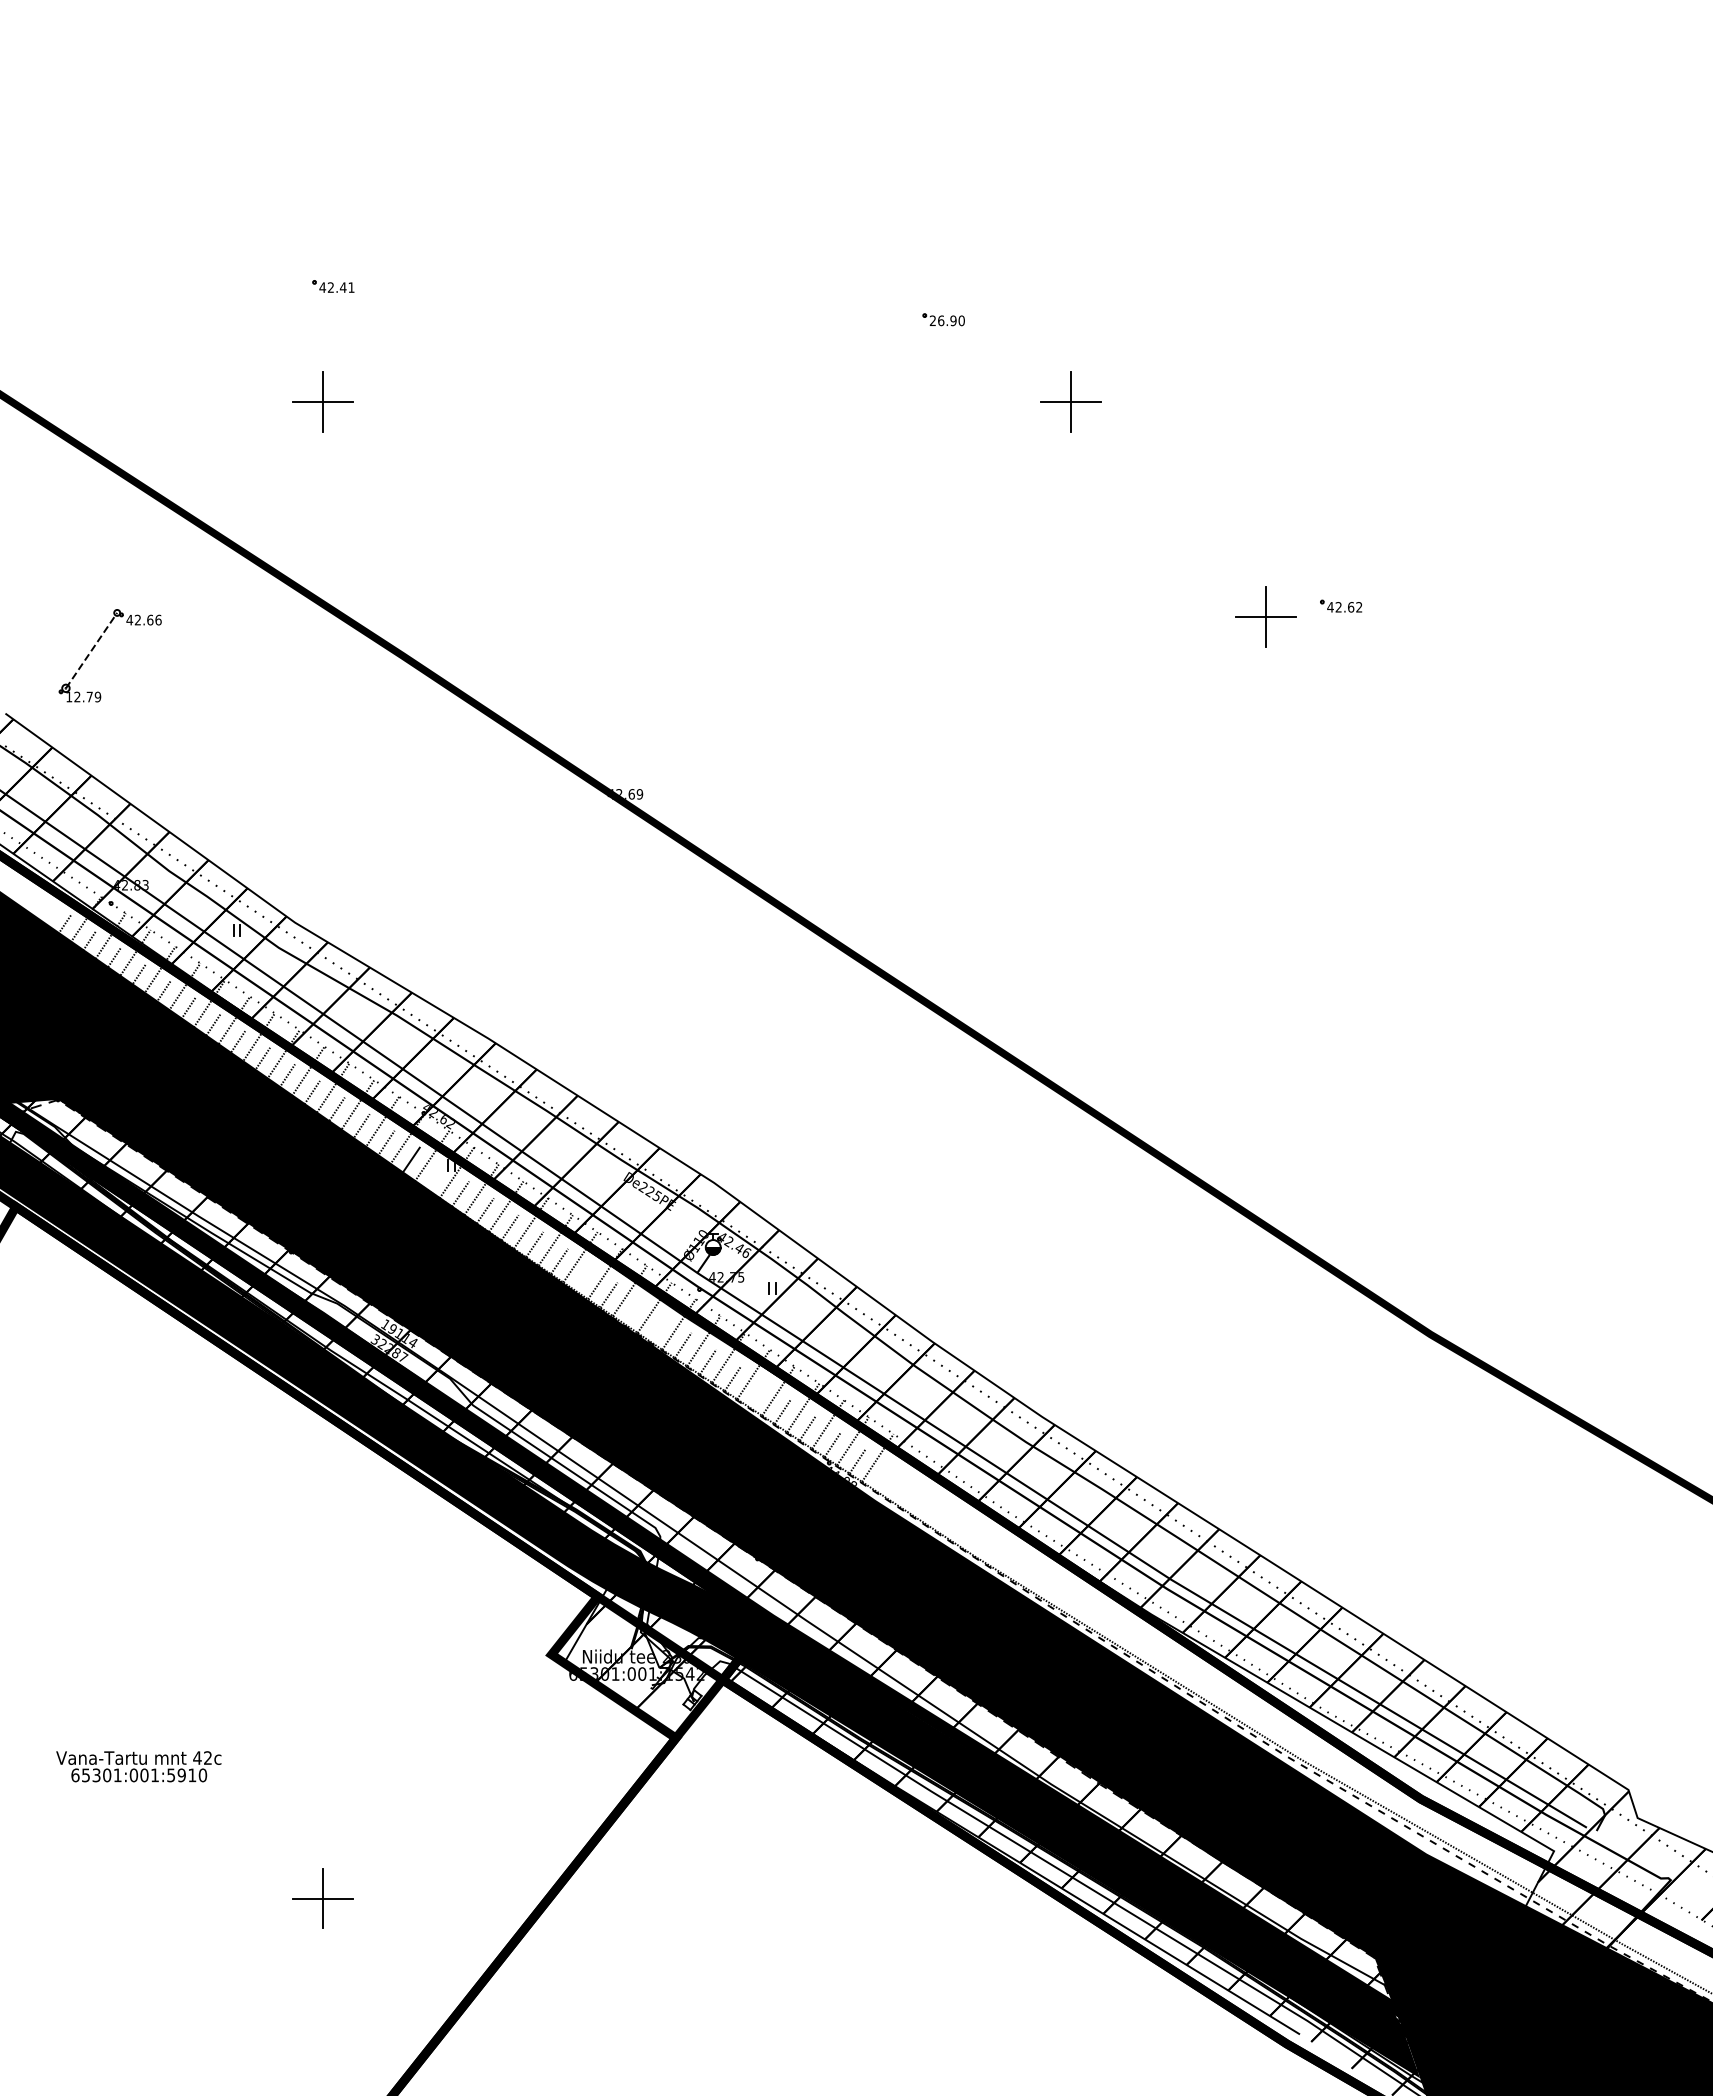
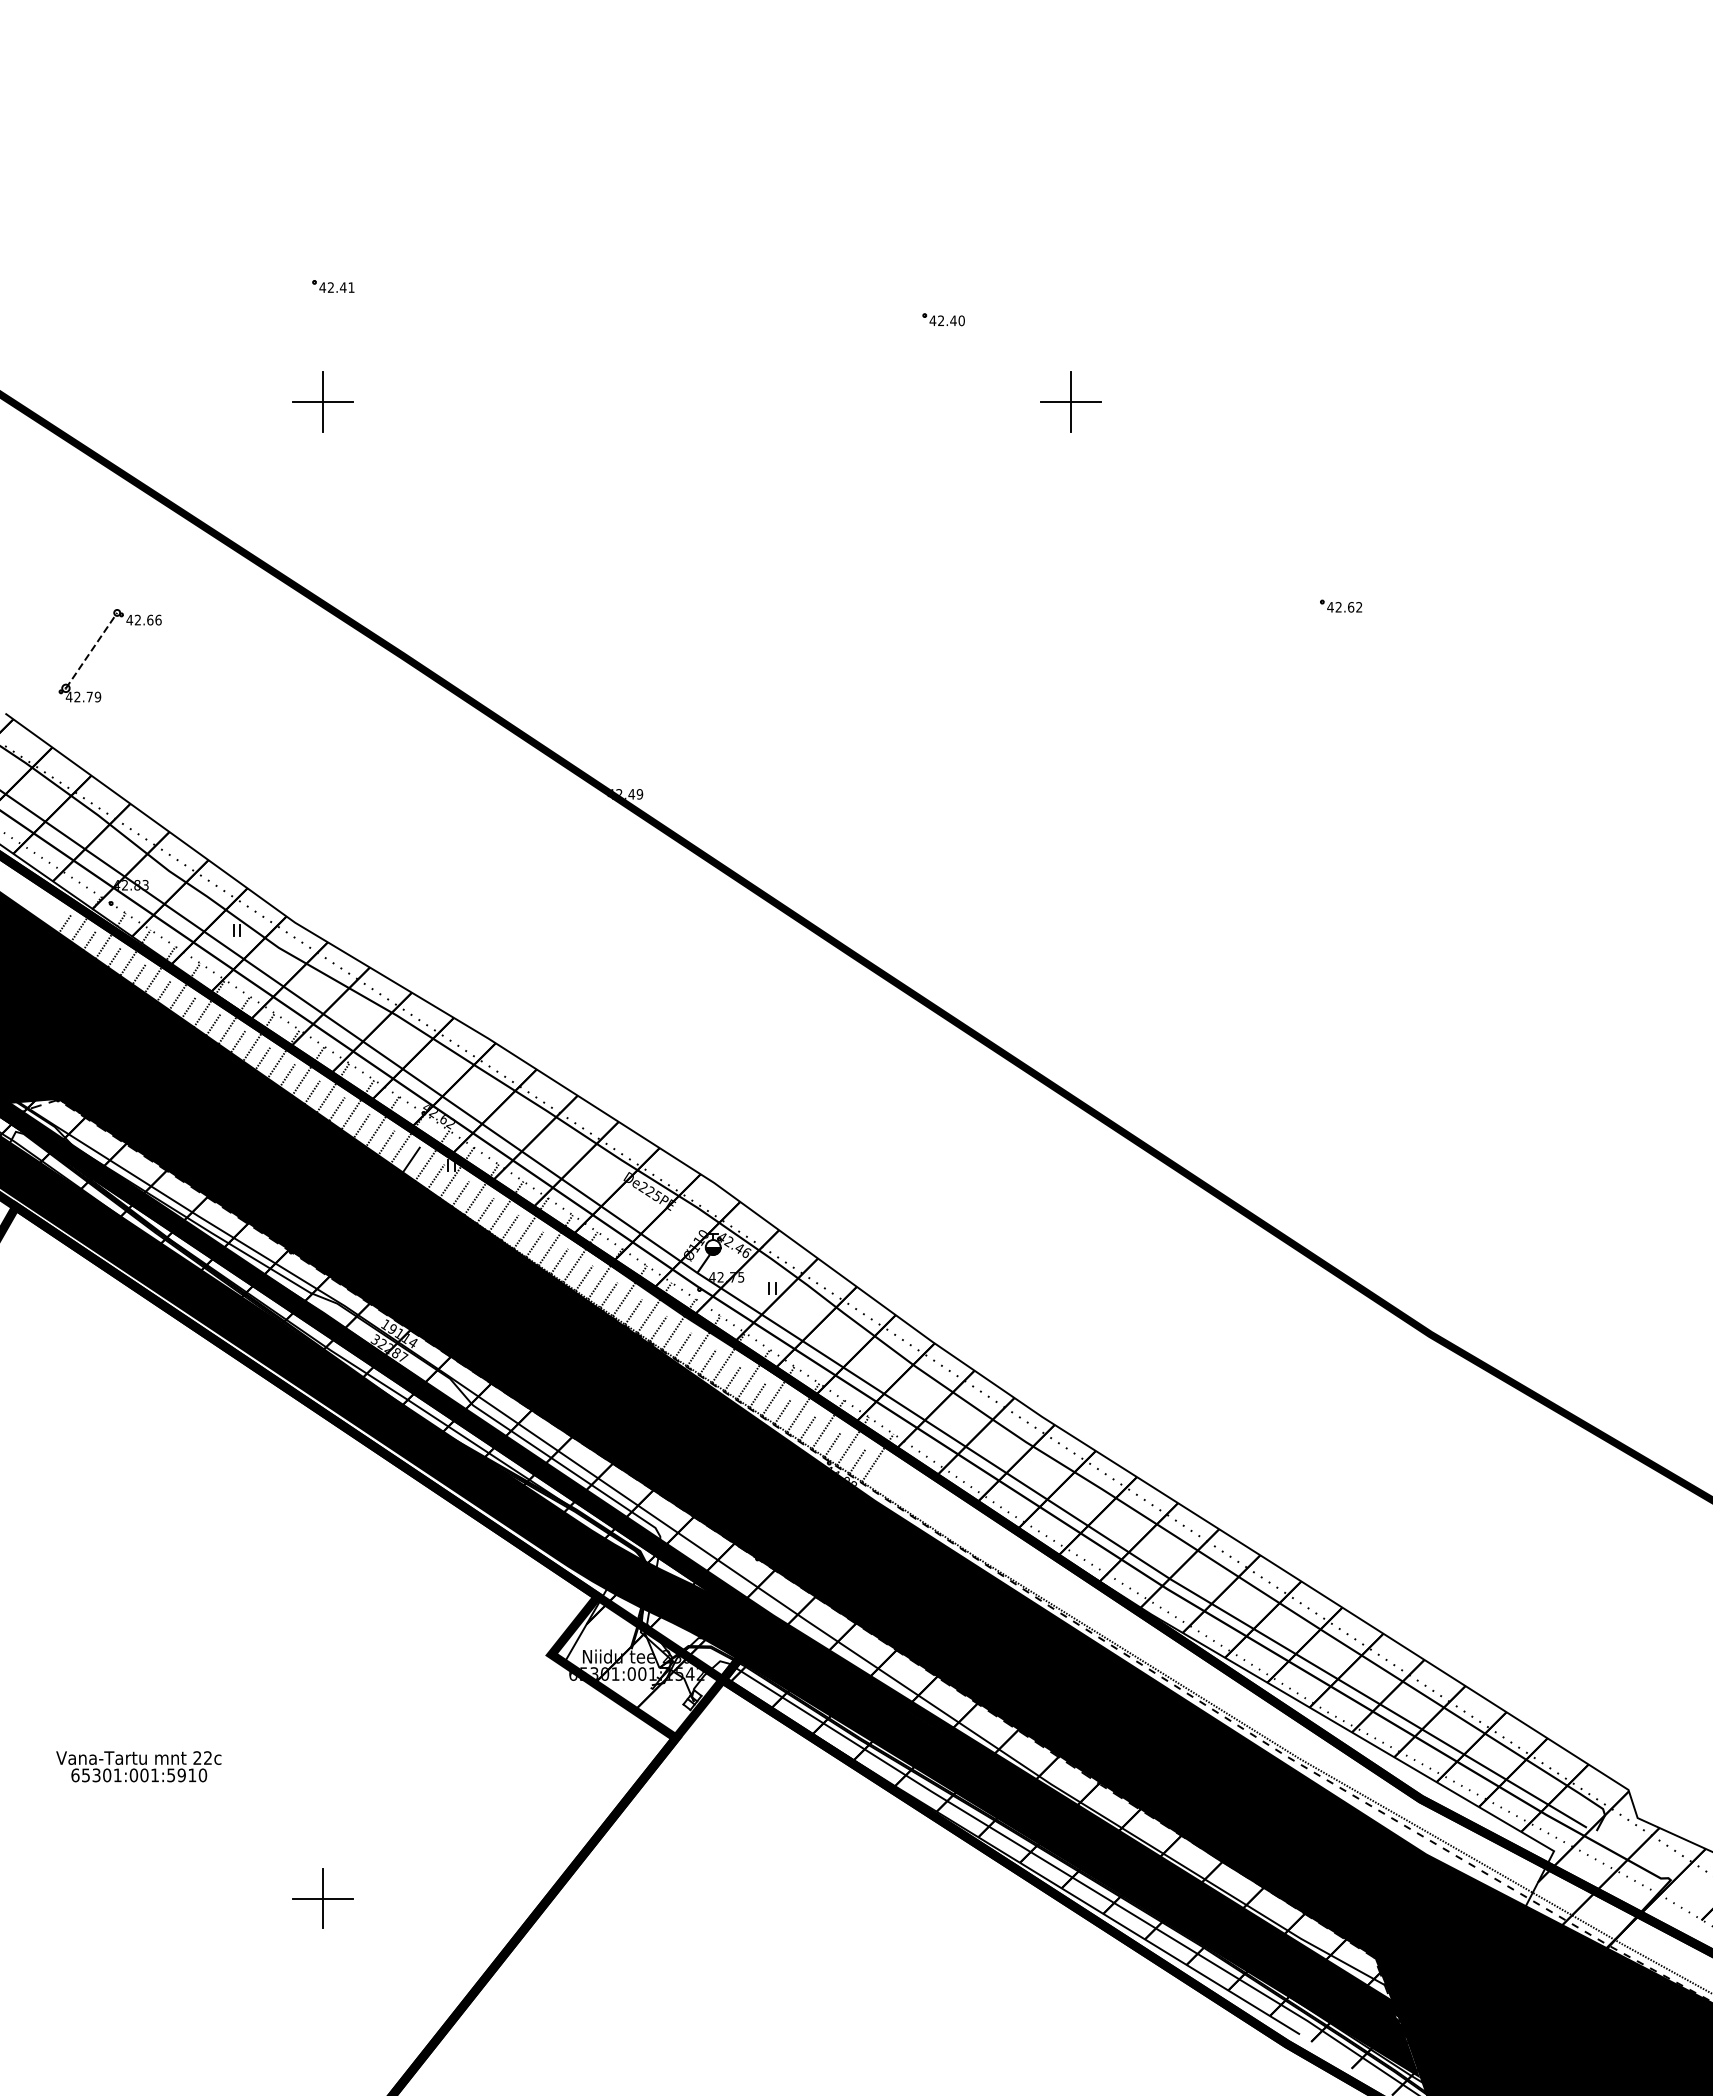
text: 26.90 -> 42.40 (942, 320)
part: present -> none (1265, 616)
text: 12.79 -> 42.79 (68, 696)
text: 42.69 -> 42.49 (631, 794)
line: none -> present (435, 1176)
line: none -> present (583, 1277)
line: none -> present (633, 1311)
line: none -> present (658, 1328)
line: none -> present (757, 1394)
text: 42c -> 22c (197, 1757)
